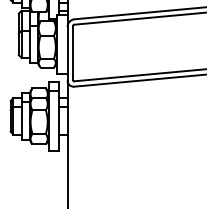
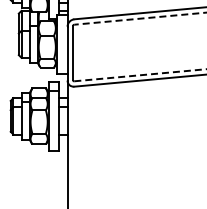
line: solid -> dashed (139, 18)
line: solid -> dashed (140, 75)
